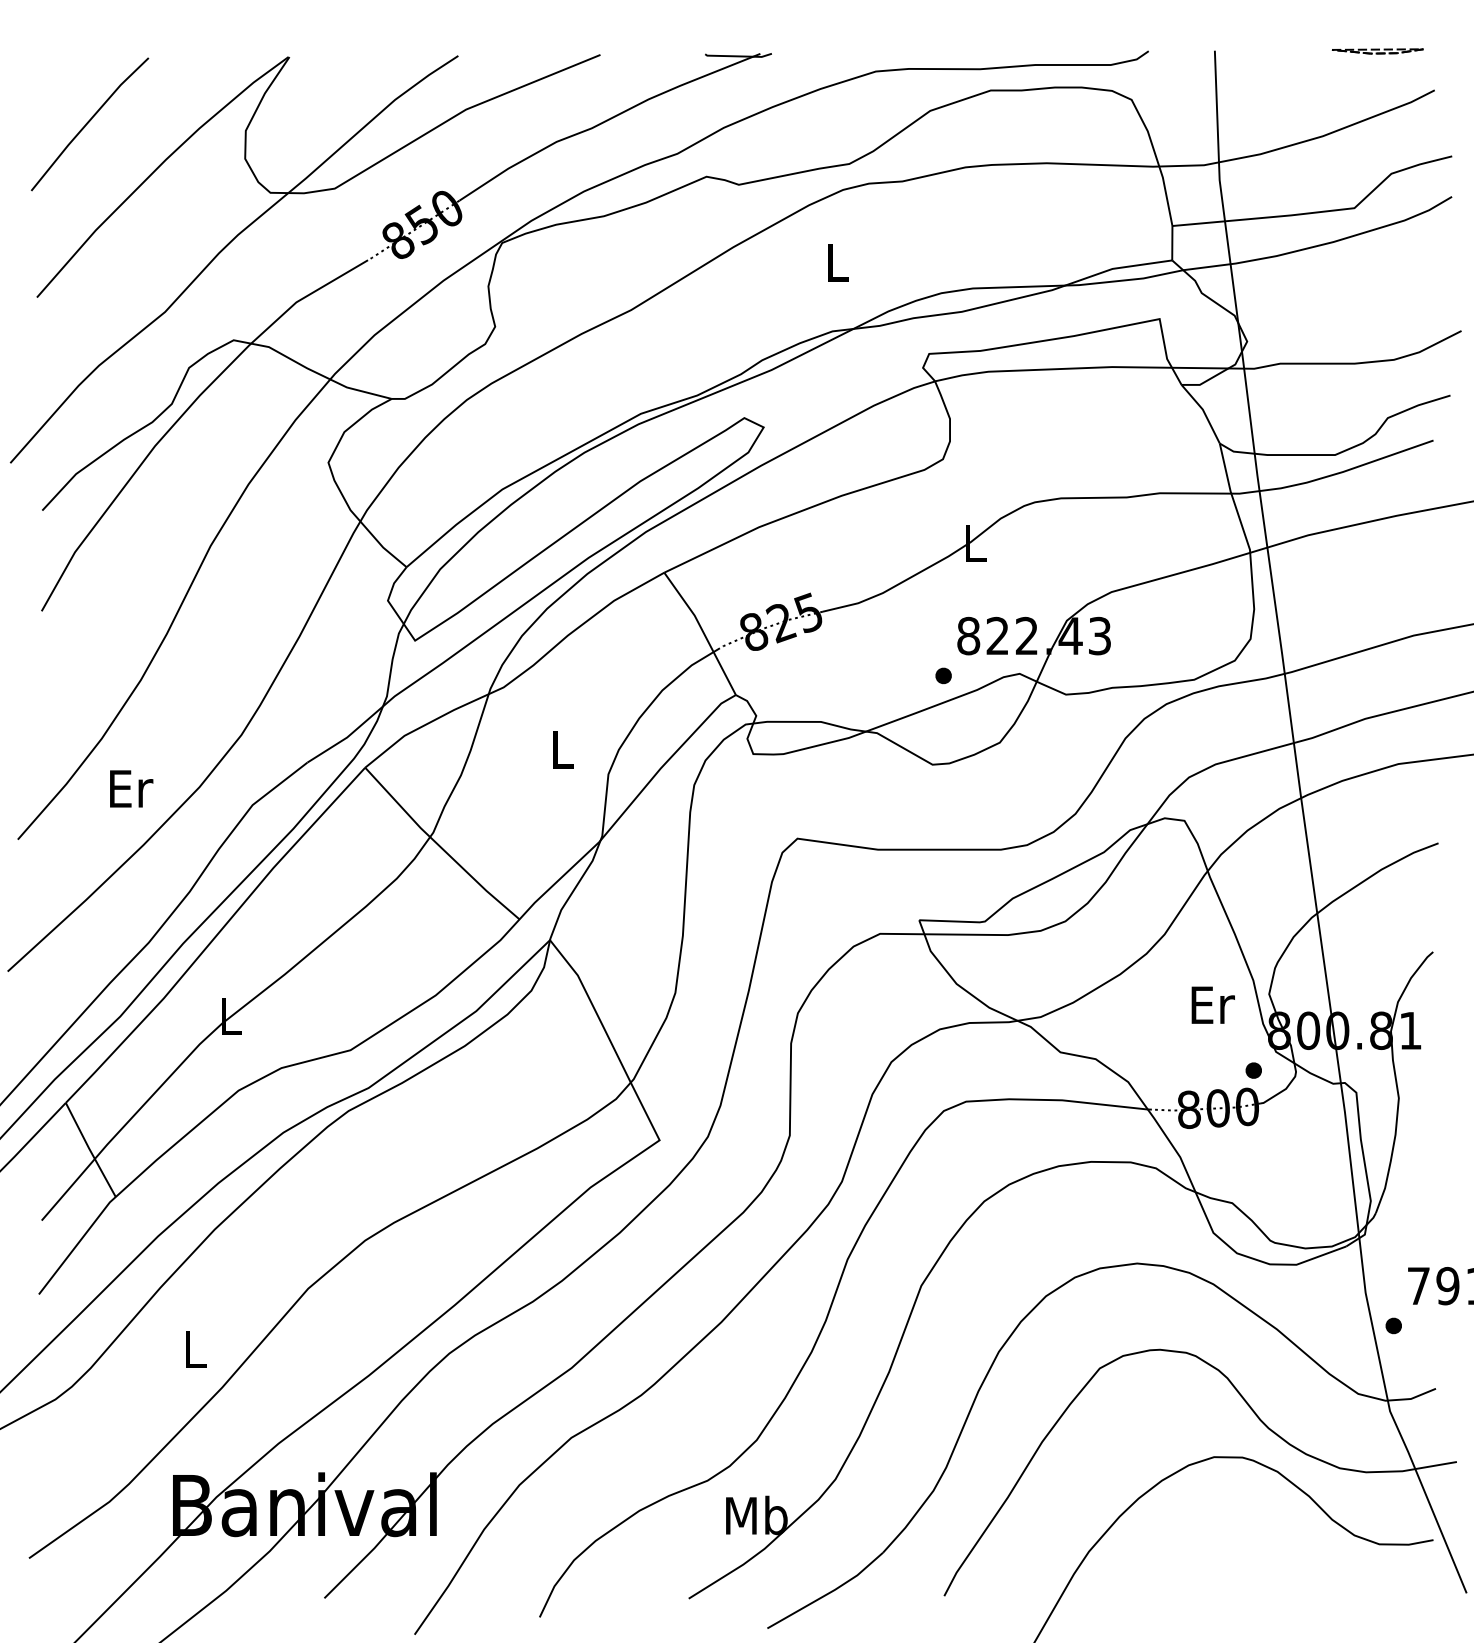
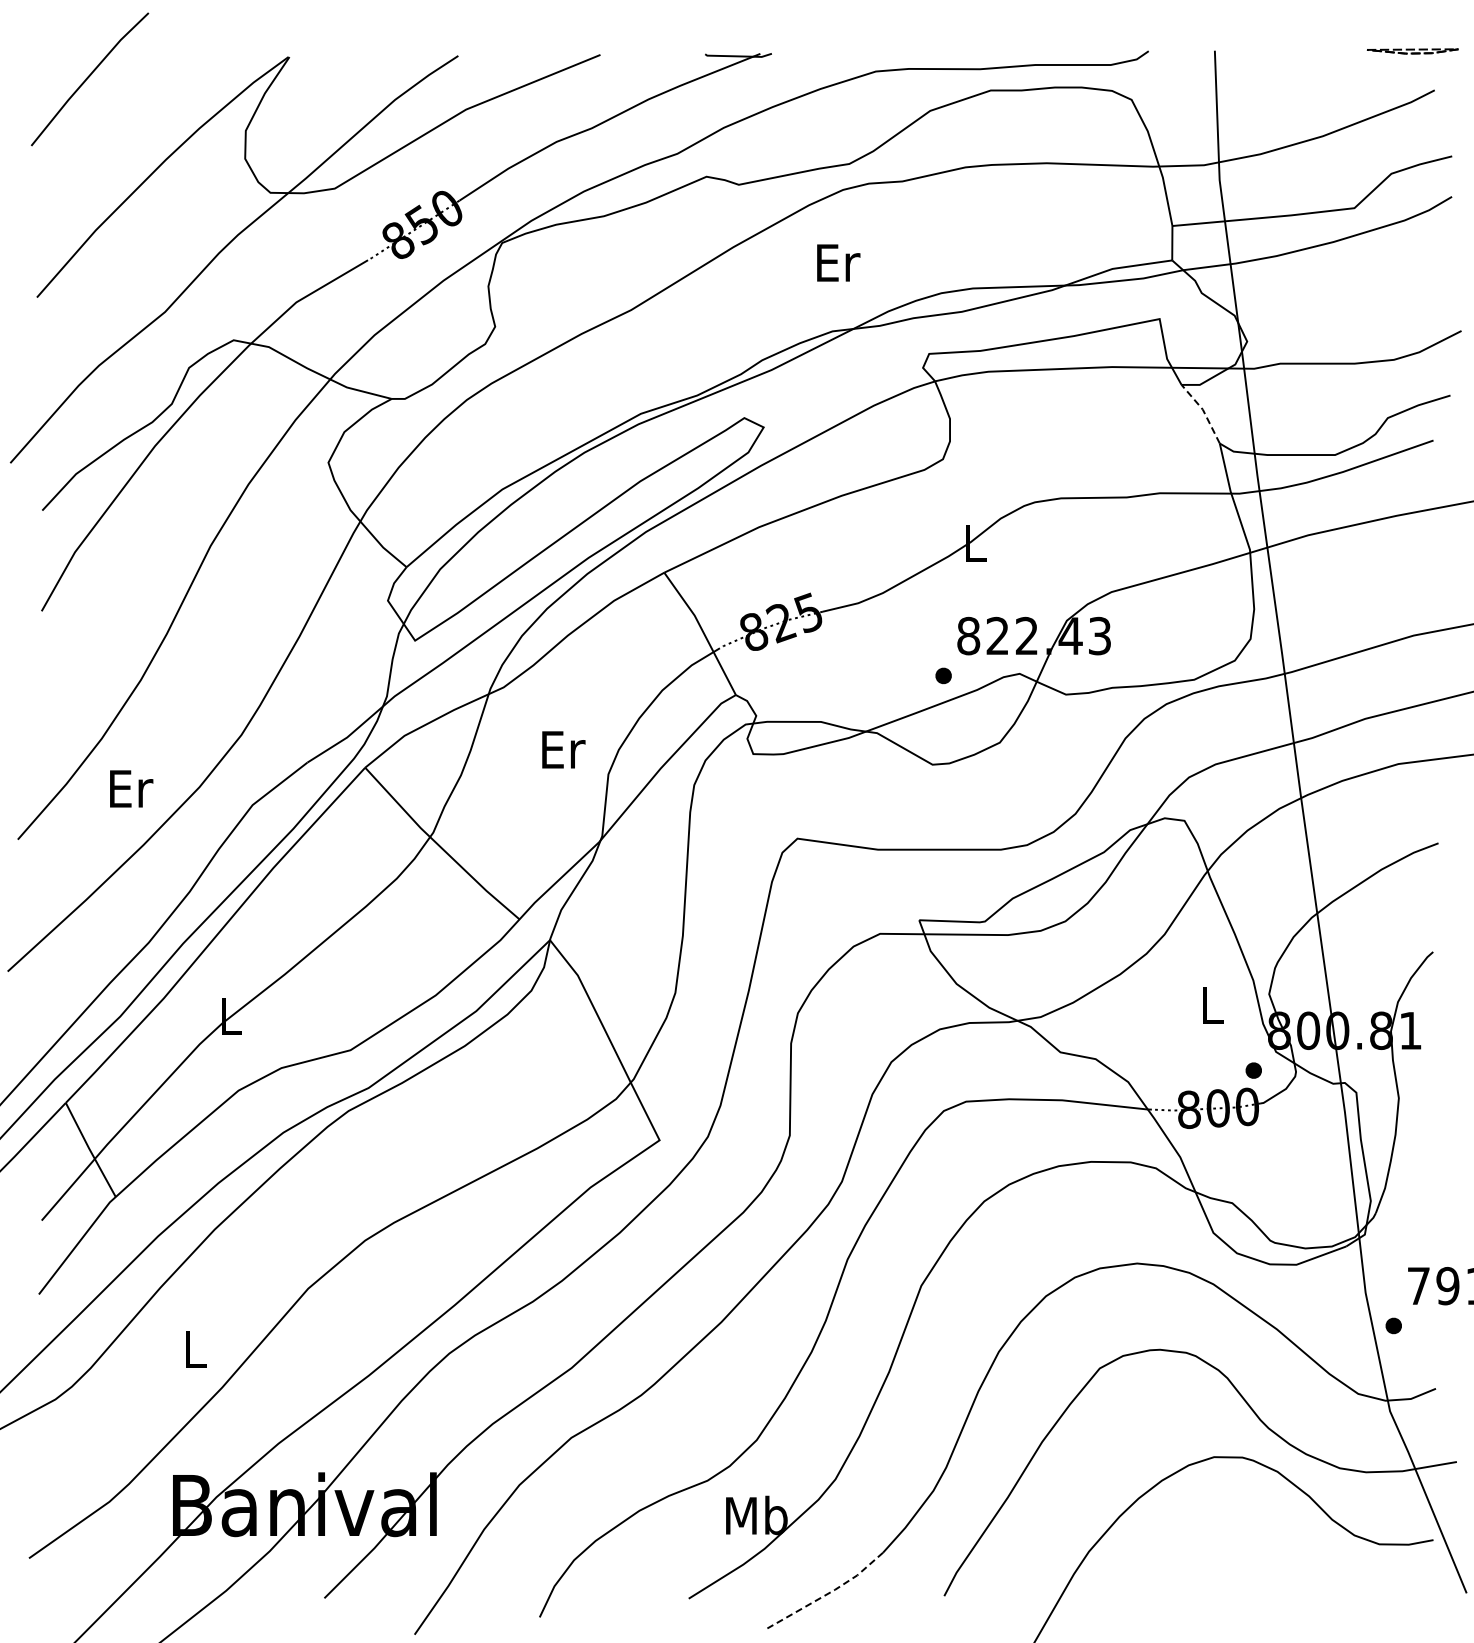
part position: (1377, 51) -> (1412, 51) (1412, 51)
line position: (88, 123) -> (88, 78) (88, 78)
text: L -> Er (838, 262)
line: solid -> dashed (1203, 411)
text: L -> Er (563, 749)
text: Er -> L (1212, 1004)
line: solid -> dashed (829, 1593)
